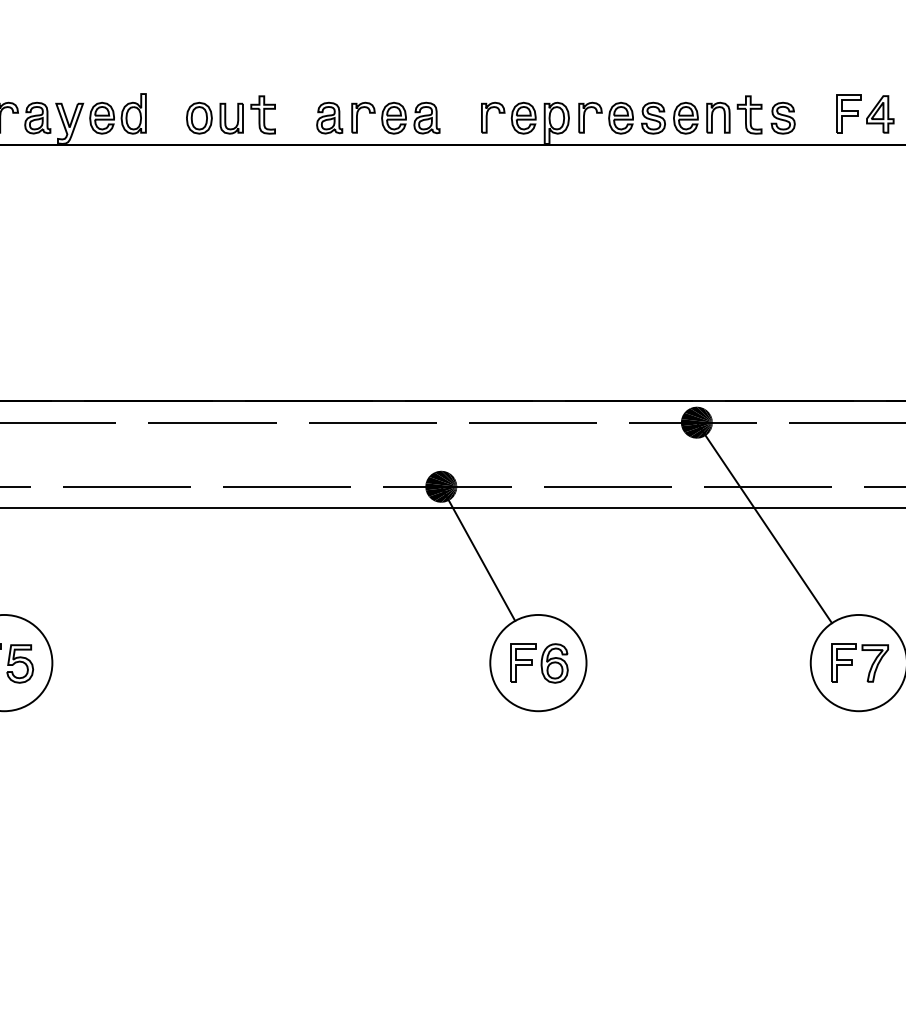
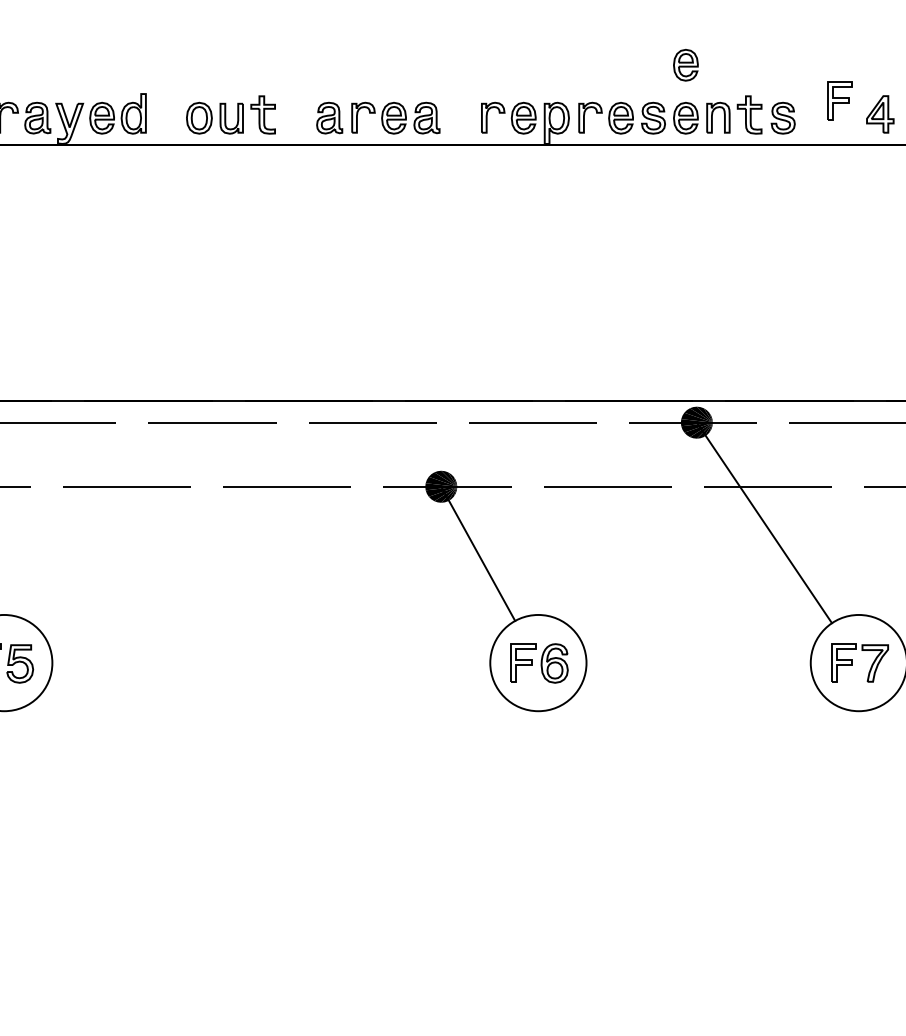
part: none -> present (685, 65)
part position: (848, 113) -> (839, 100) (839, 100)
line: present -> none (452, 508)
